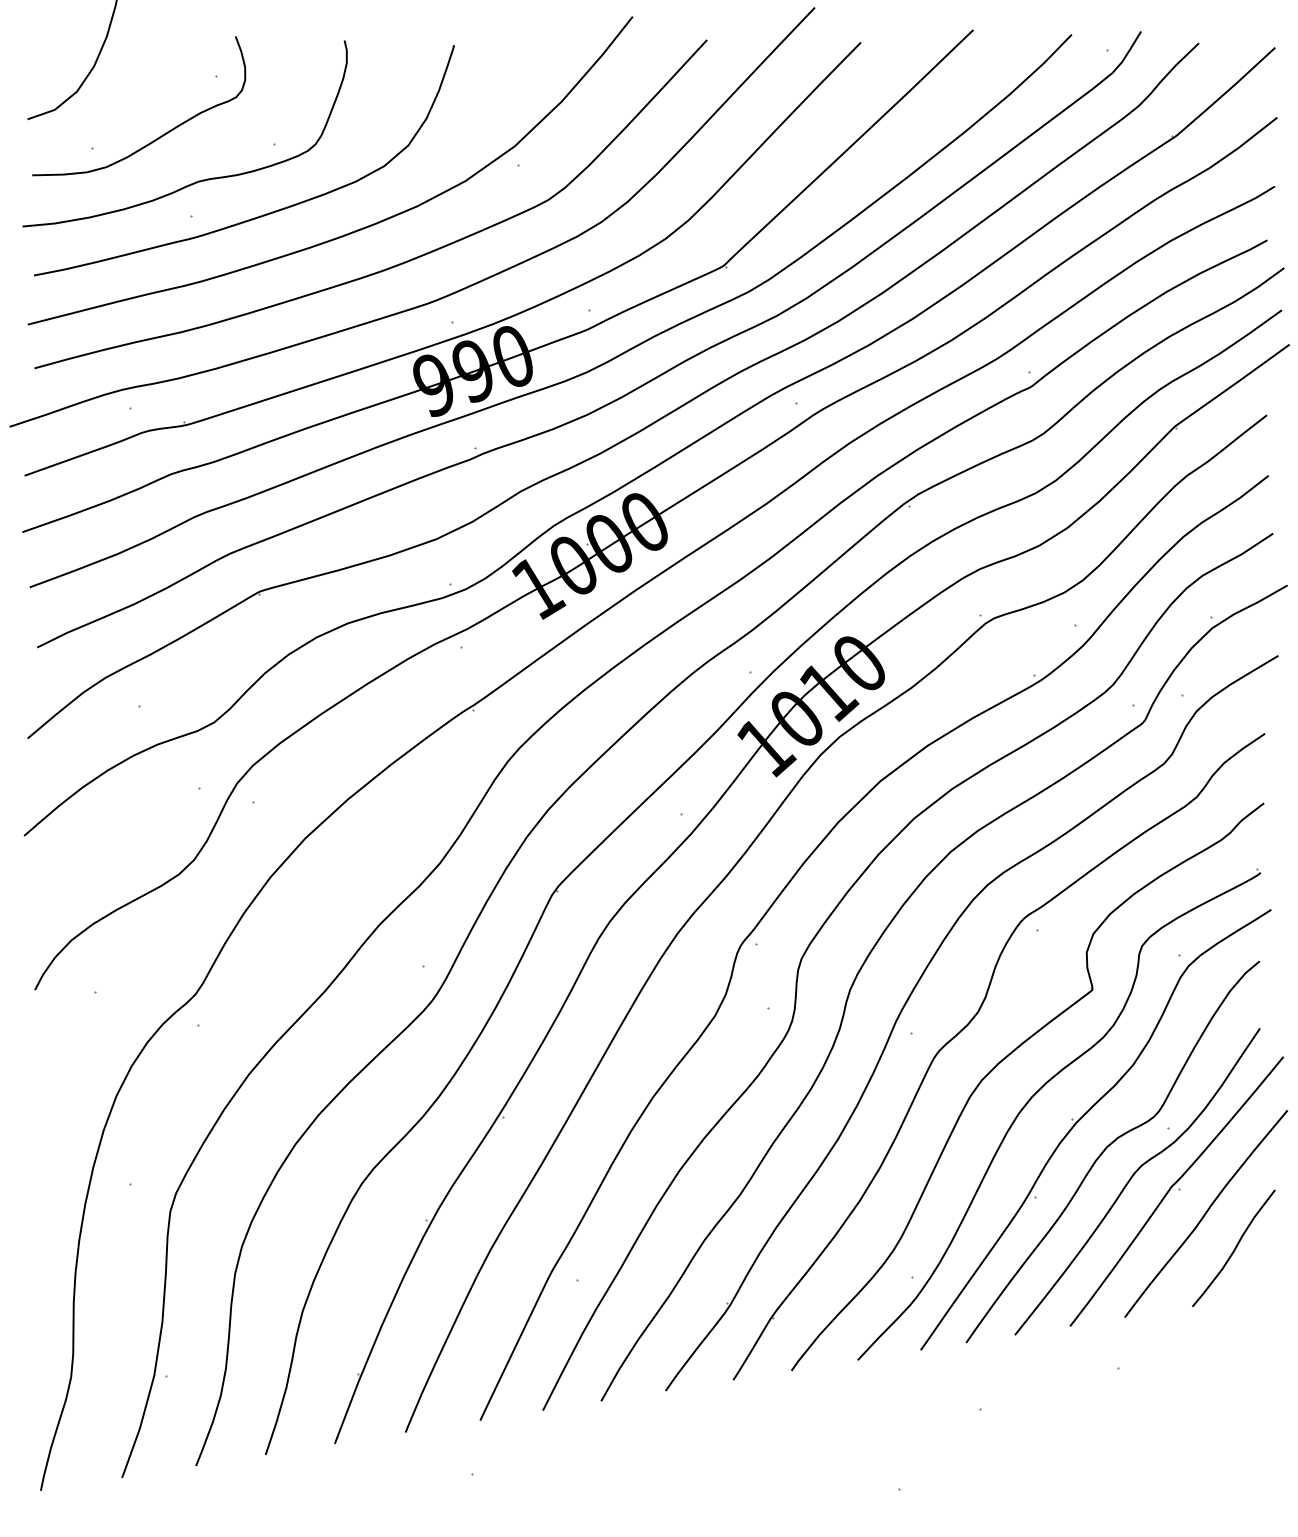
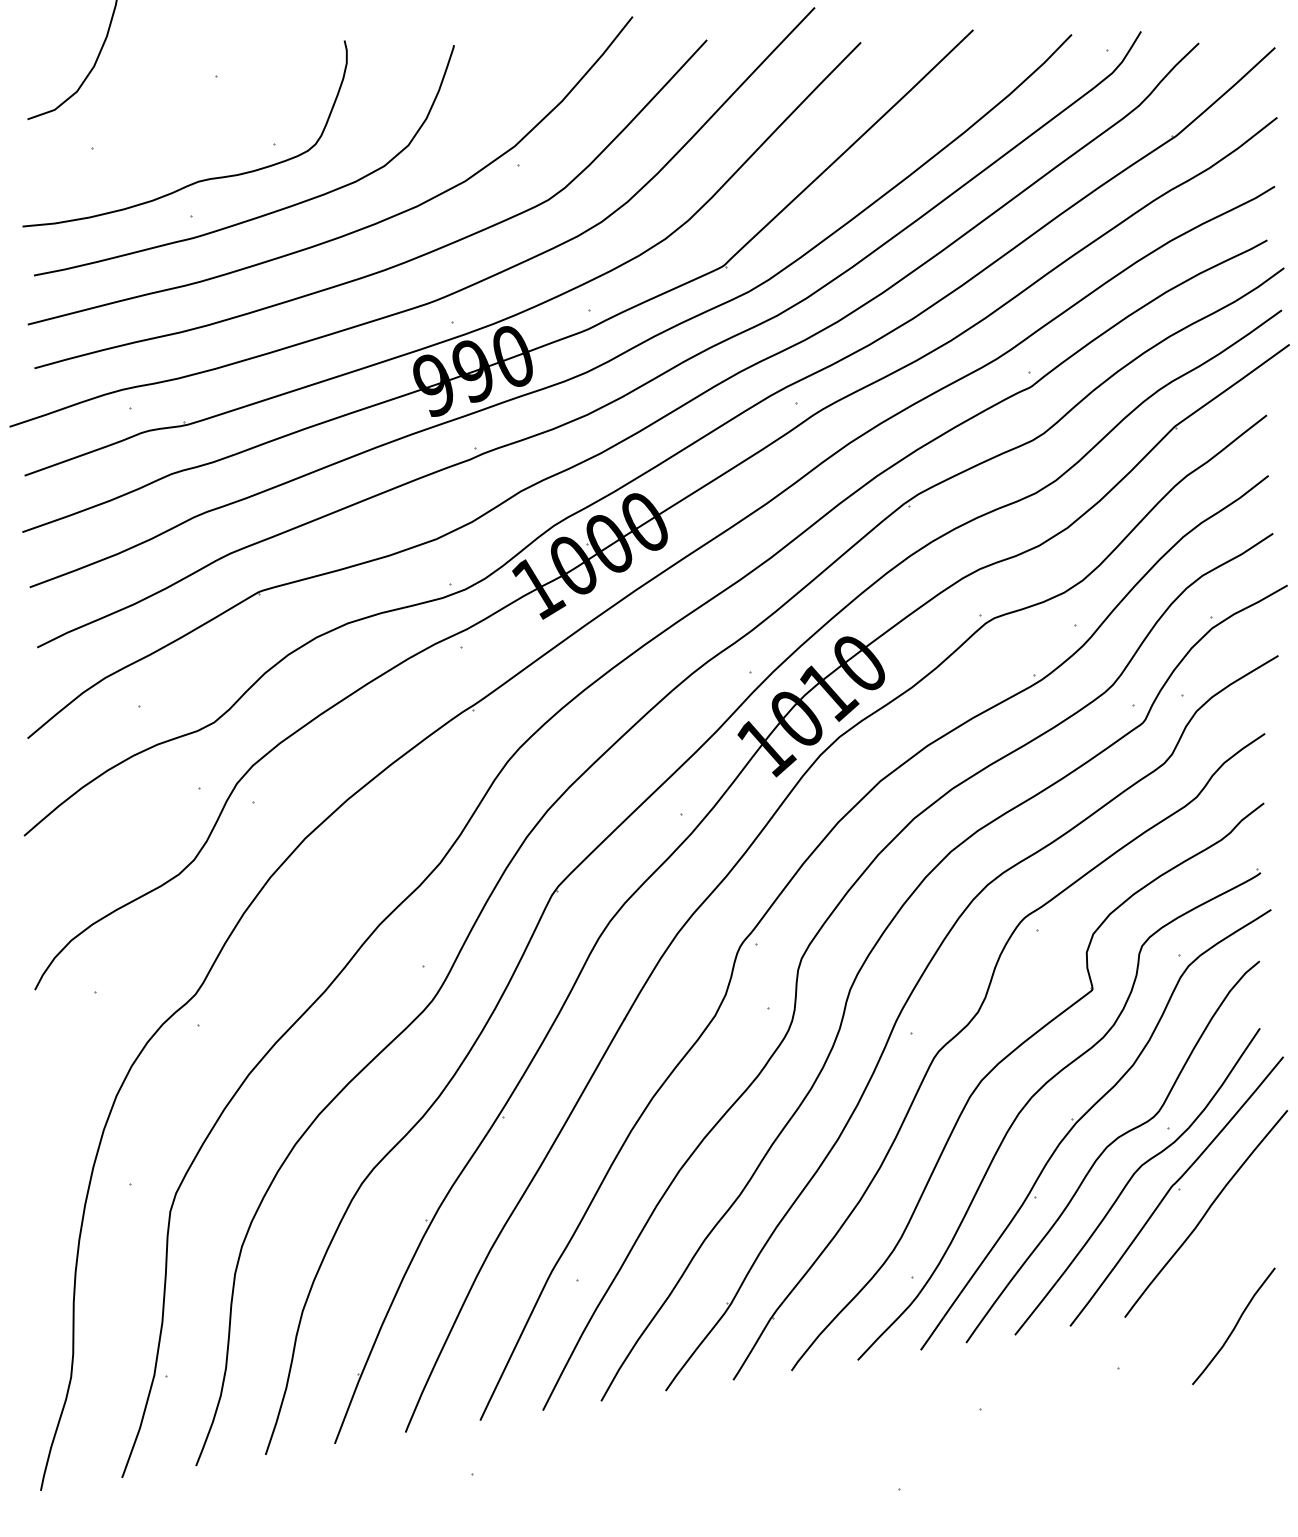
curve: present -> none (159, 136)
curve position: (1234, 1248) -> (1234, 1326) (1234, 1326)
